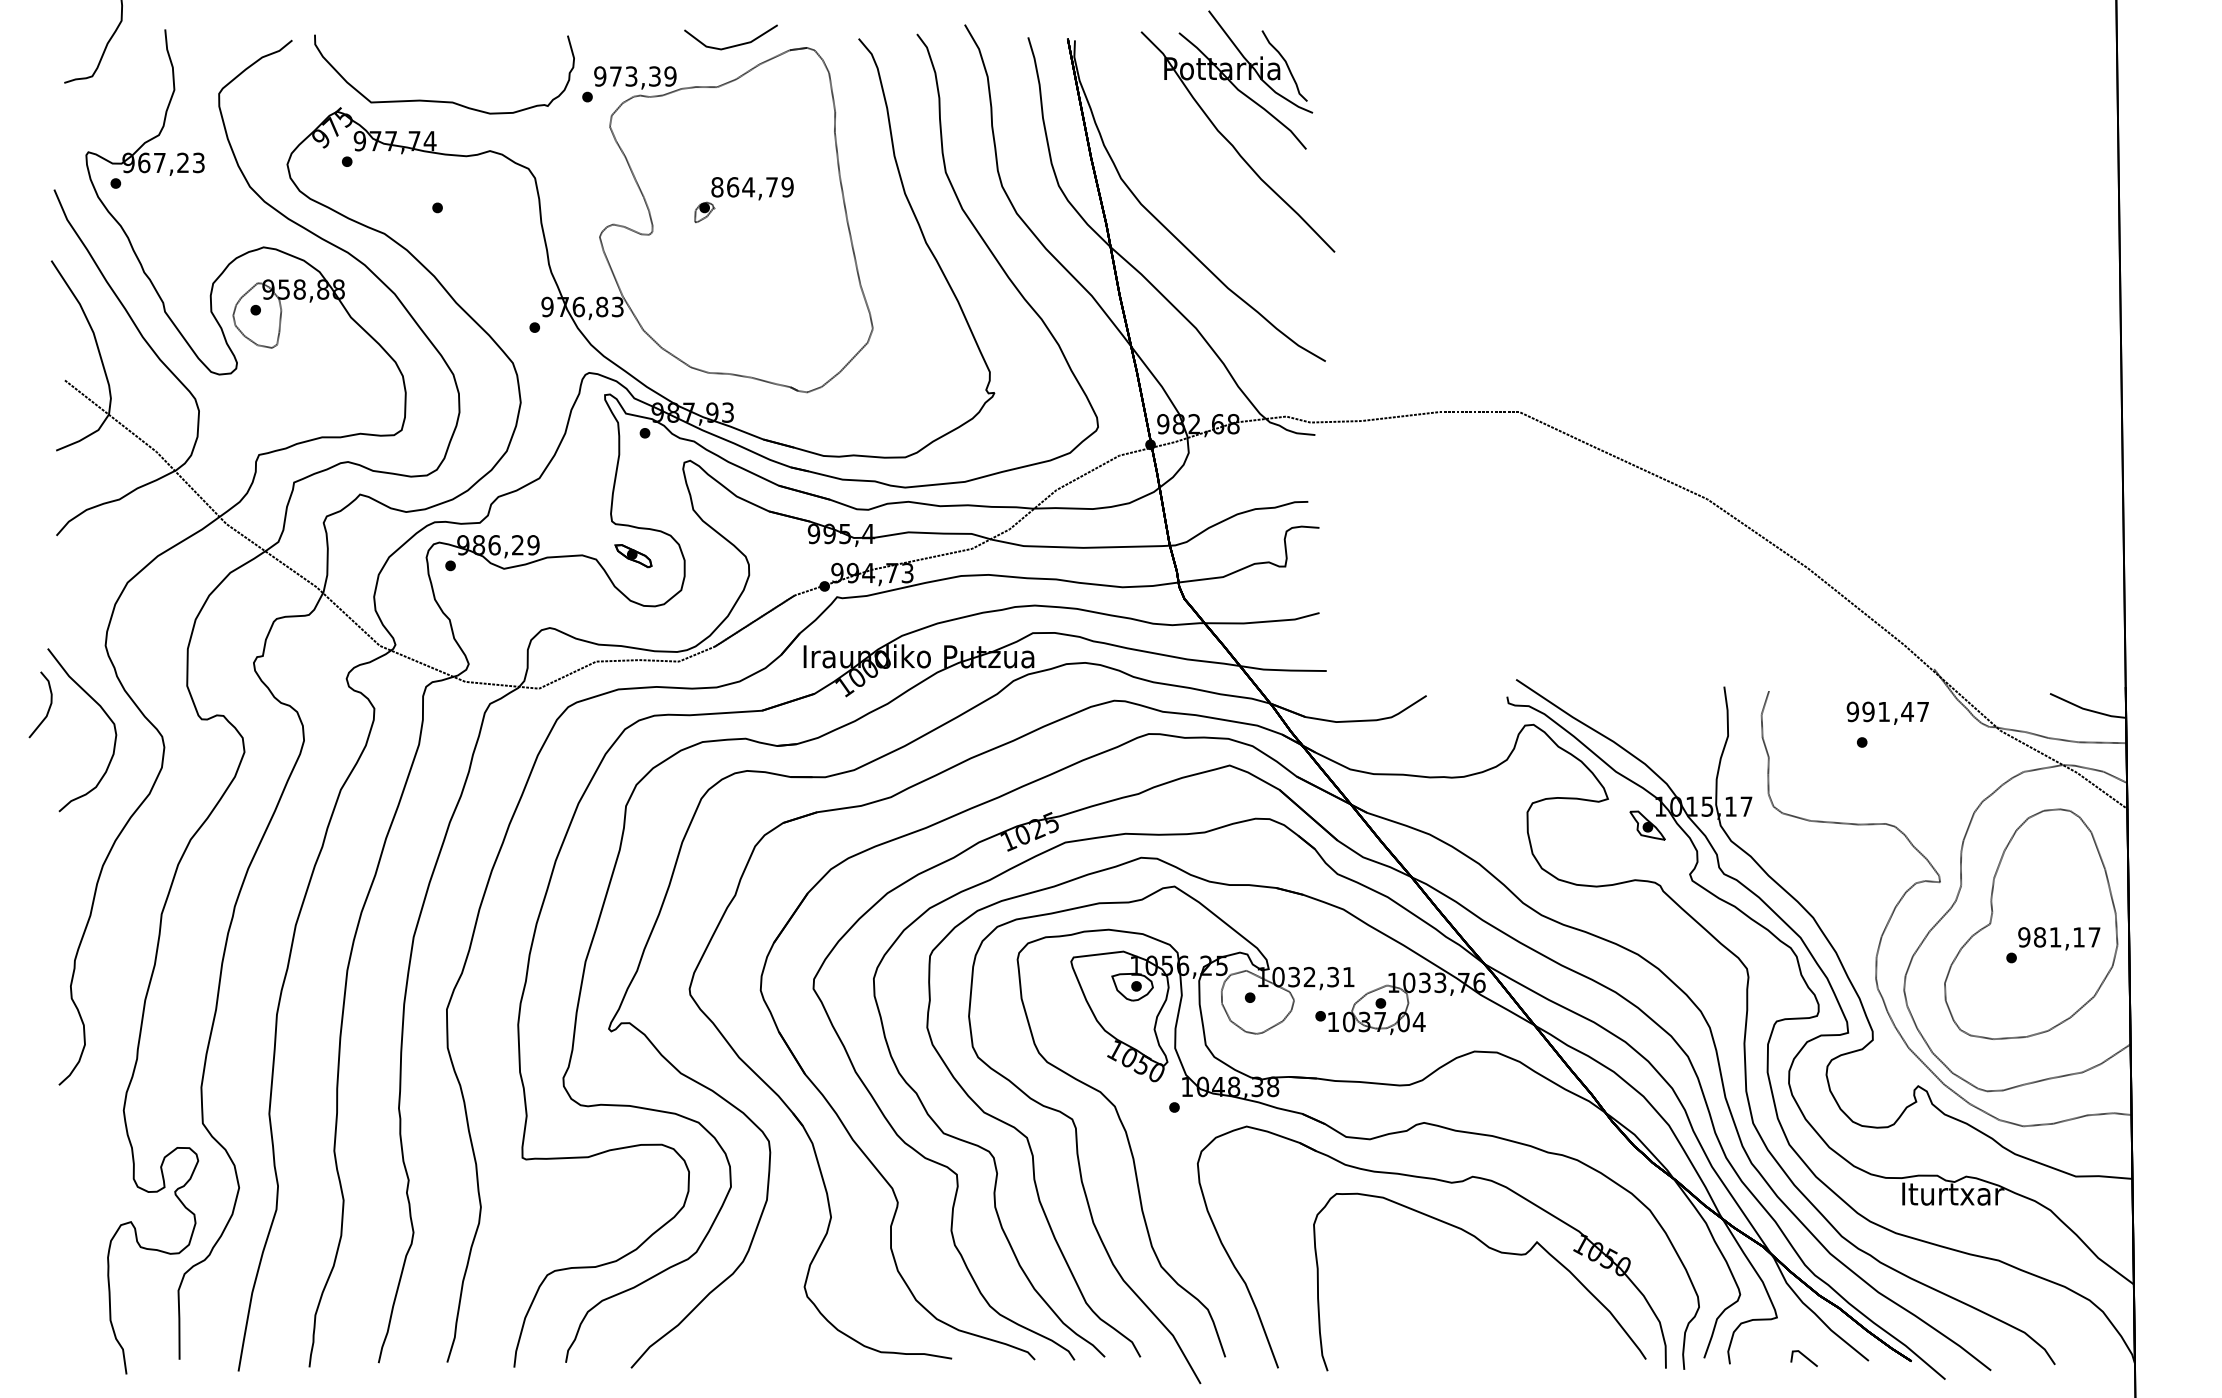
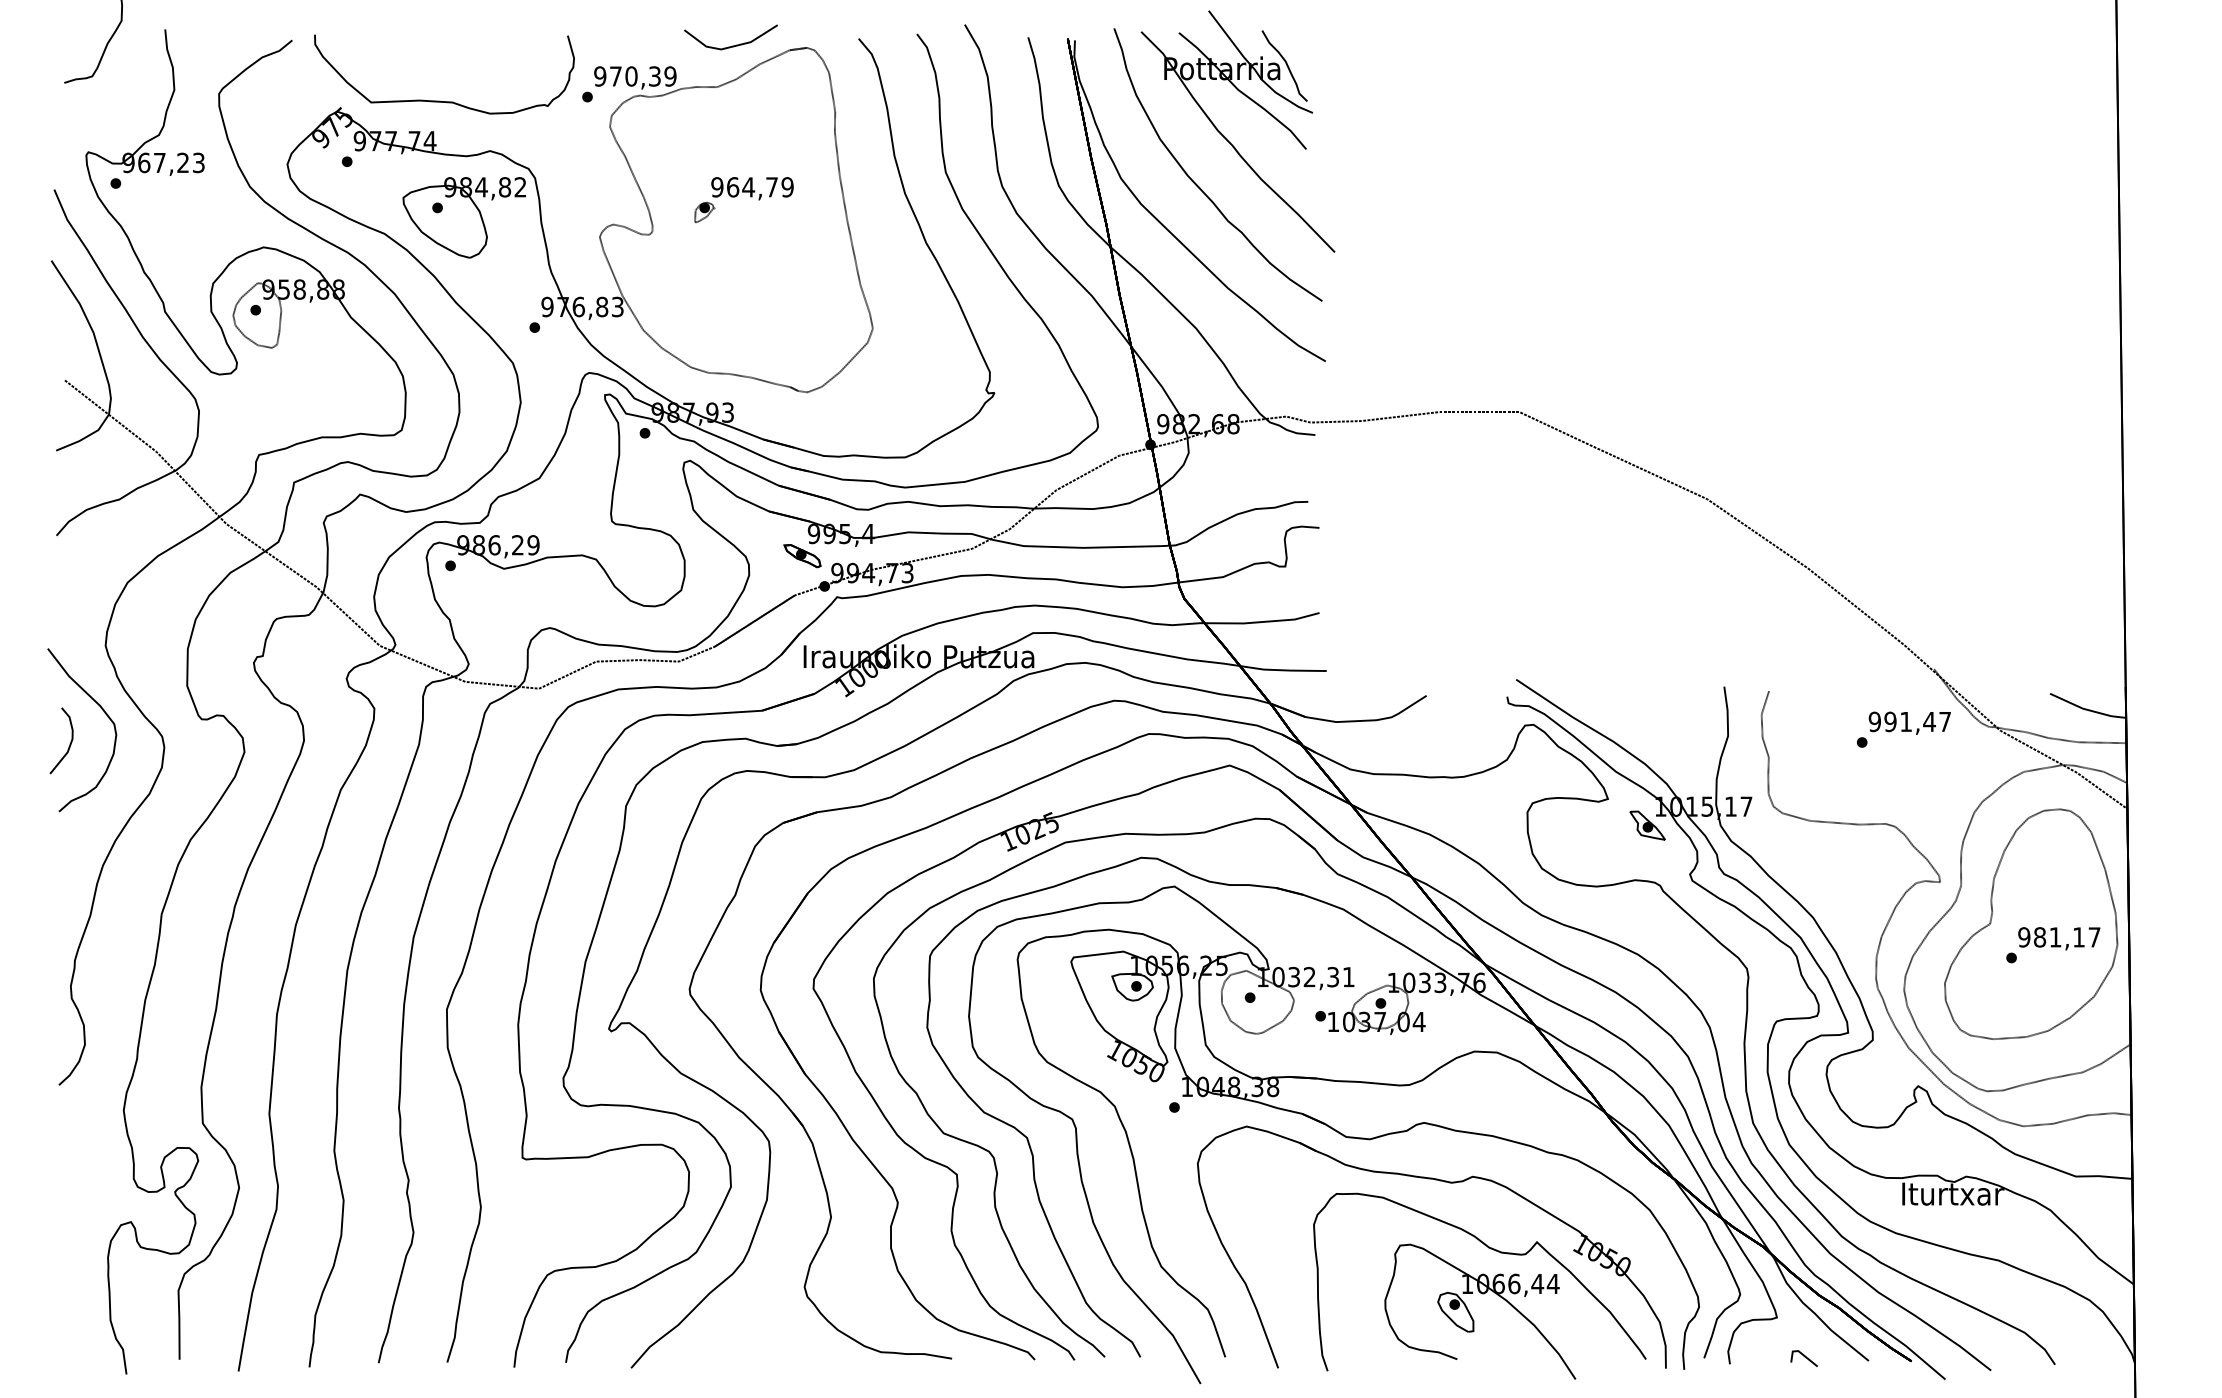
text: 973,39 -> 970,39 (631, 76)
part: none -> present (1197, 184)
text: 864,79 -> 964,79 (717, 187)
part: none -> present (463, 217)
part position: (633, 556) -> (802, 556) (802, 556)
curve position: (48, 708) -> (69, 744) (69, 744)
text position: (1887, 712) -> (1909, 722) (1909, 722)
part: none -> present (1472, 1316)
